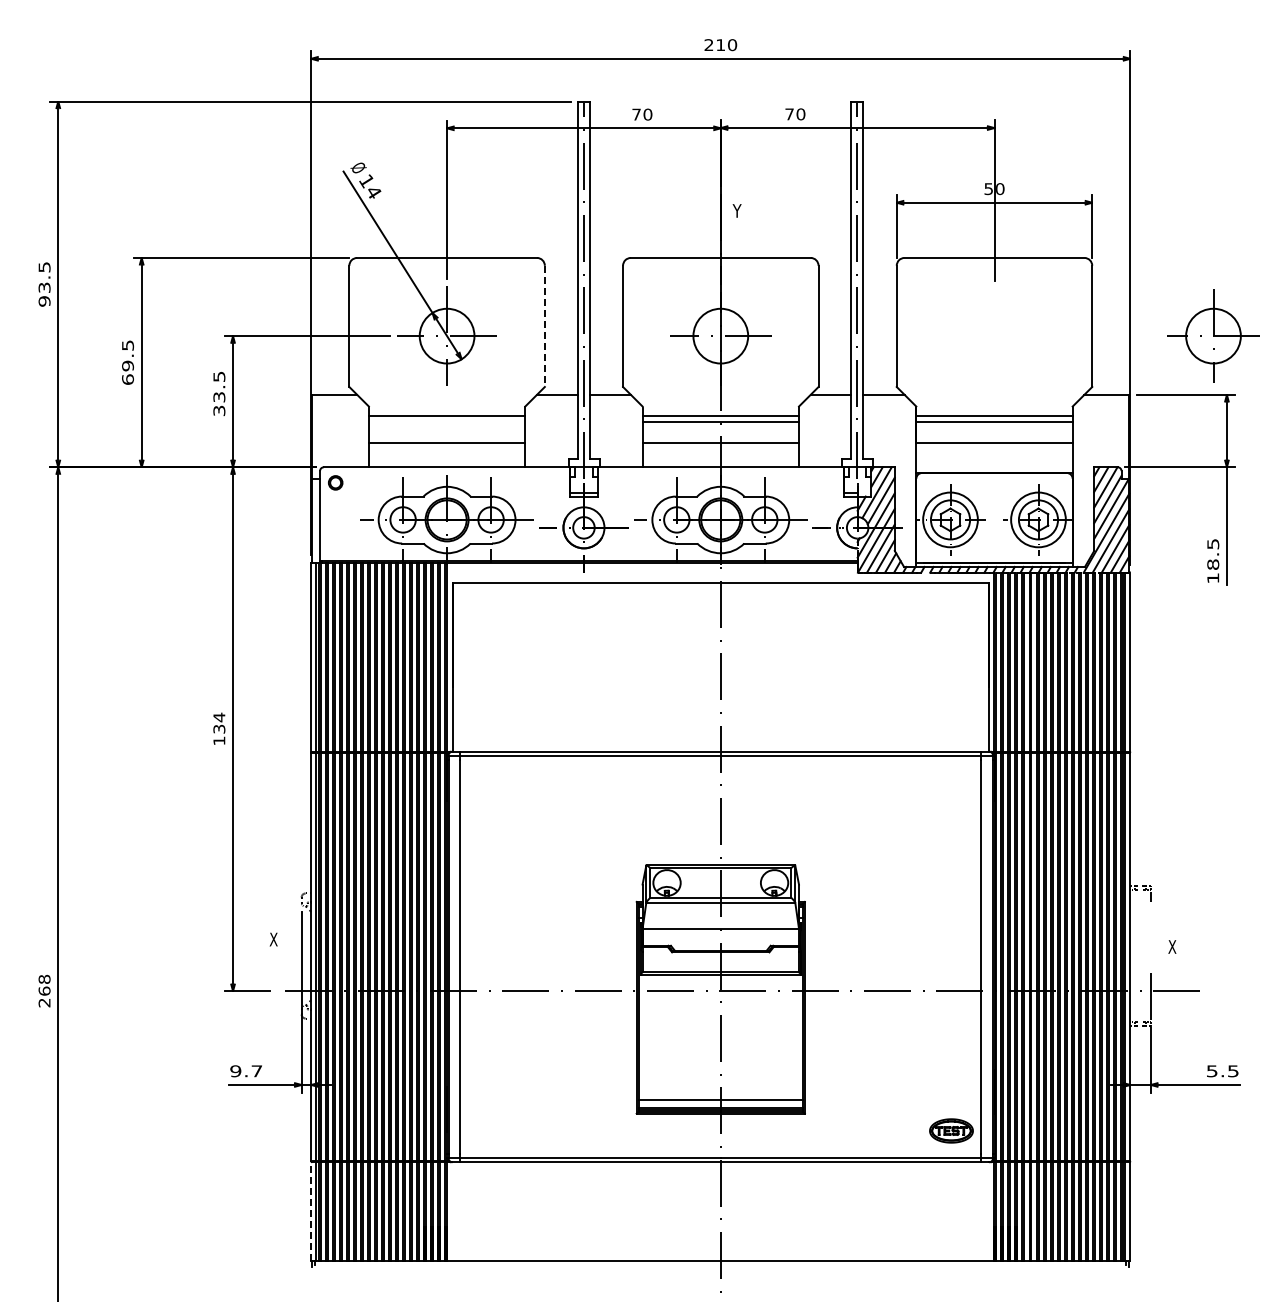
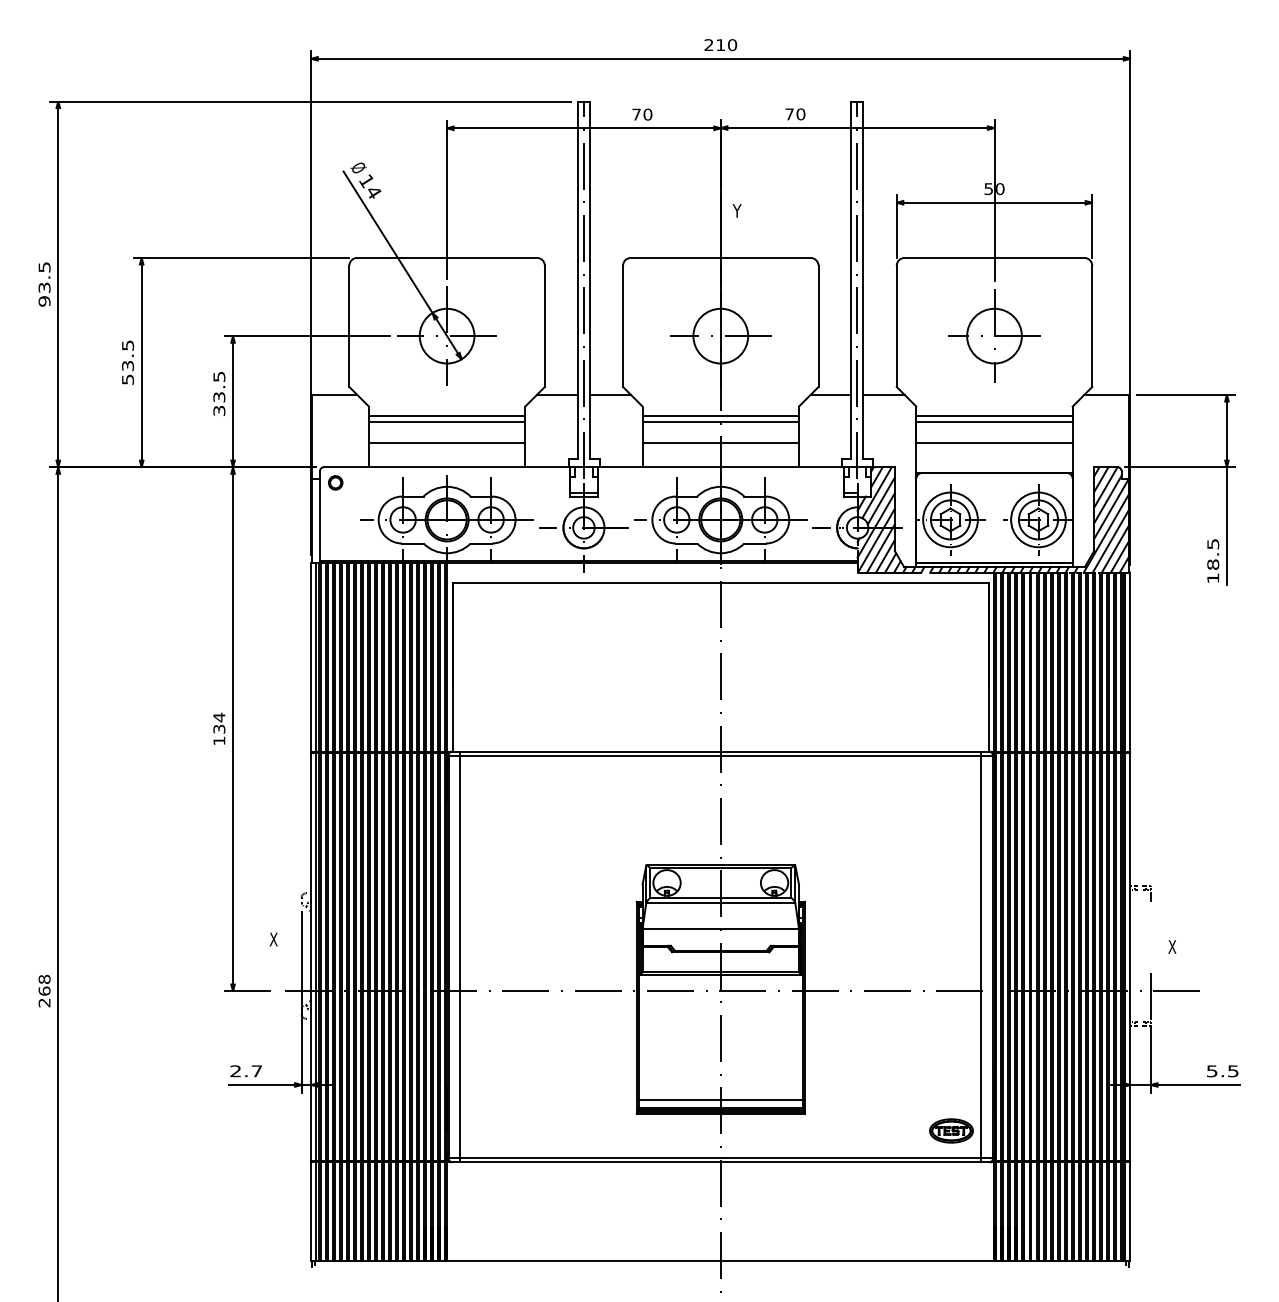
line: dashed -> solid (544, 326)
part position: (1213, 335) -> (994, 335) (994, 335)
text: 69.5 -> 53.5 (127, 372)
line: none -> present (446, 422)
text: 9.7 -> 2.7 (235, 1071)
line: dashed -> solid (311, 1211)
